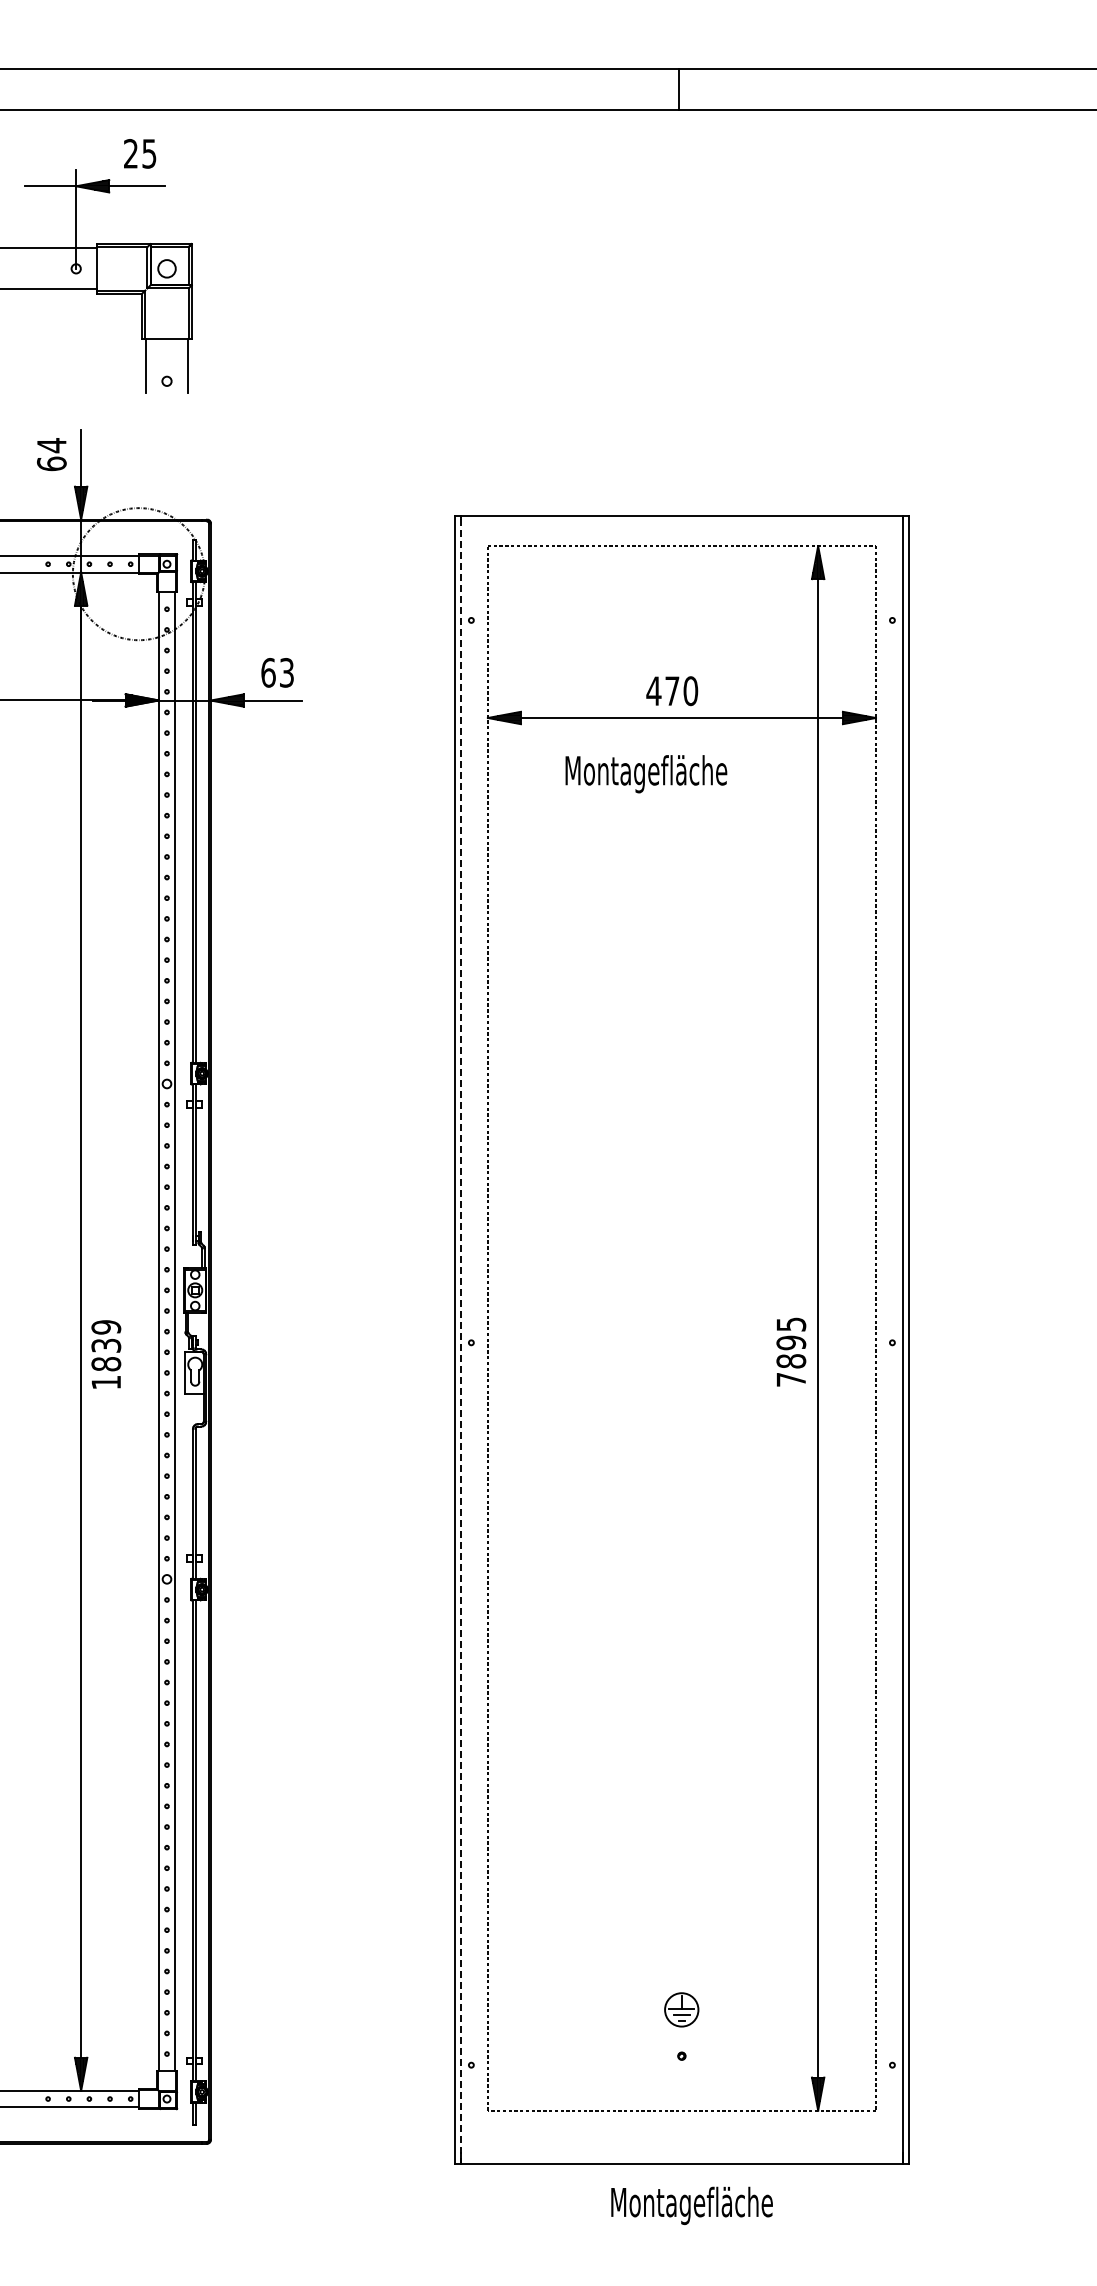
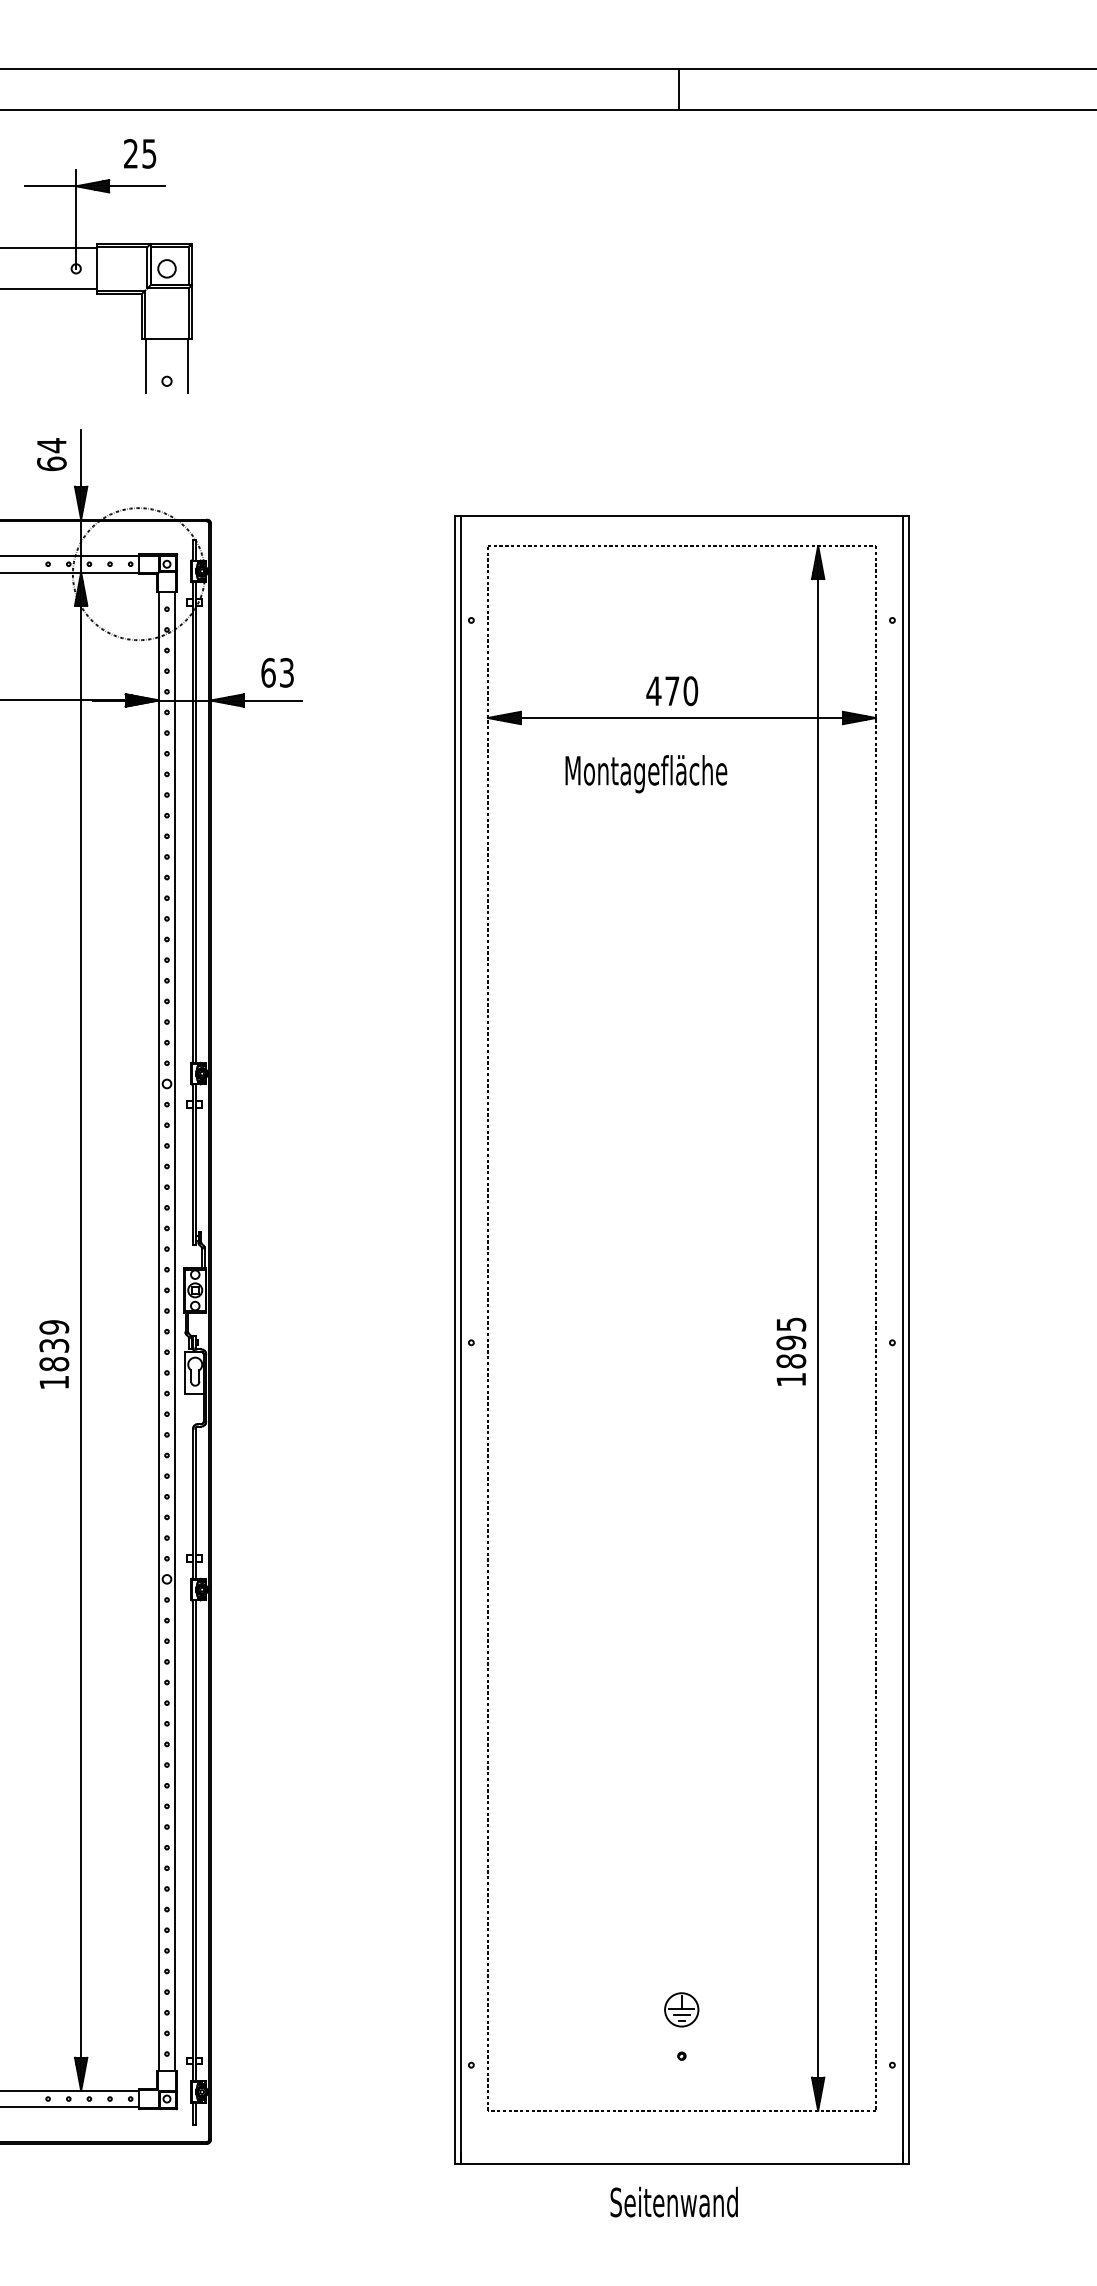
line: dashed -> solid (461, 1340)
text position: (106, 1354) -> (54, 1354) (54, 1354)
text: 7895 -> 1895 (790, 1379)
text: Montagefläche -> Seitenwand (691, 2205)
